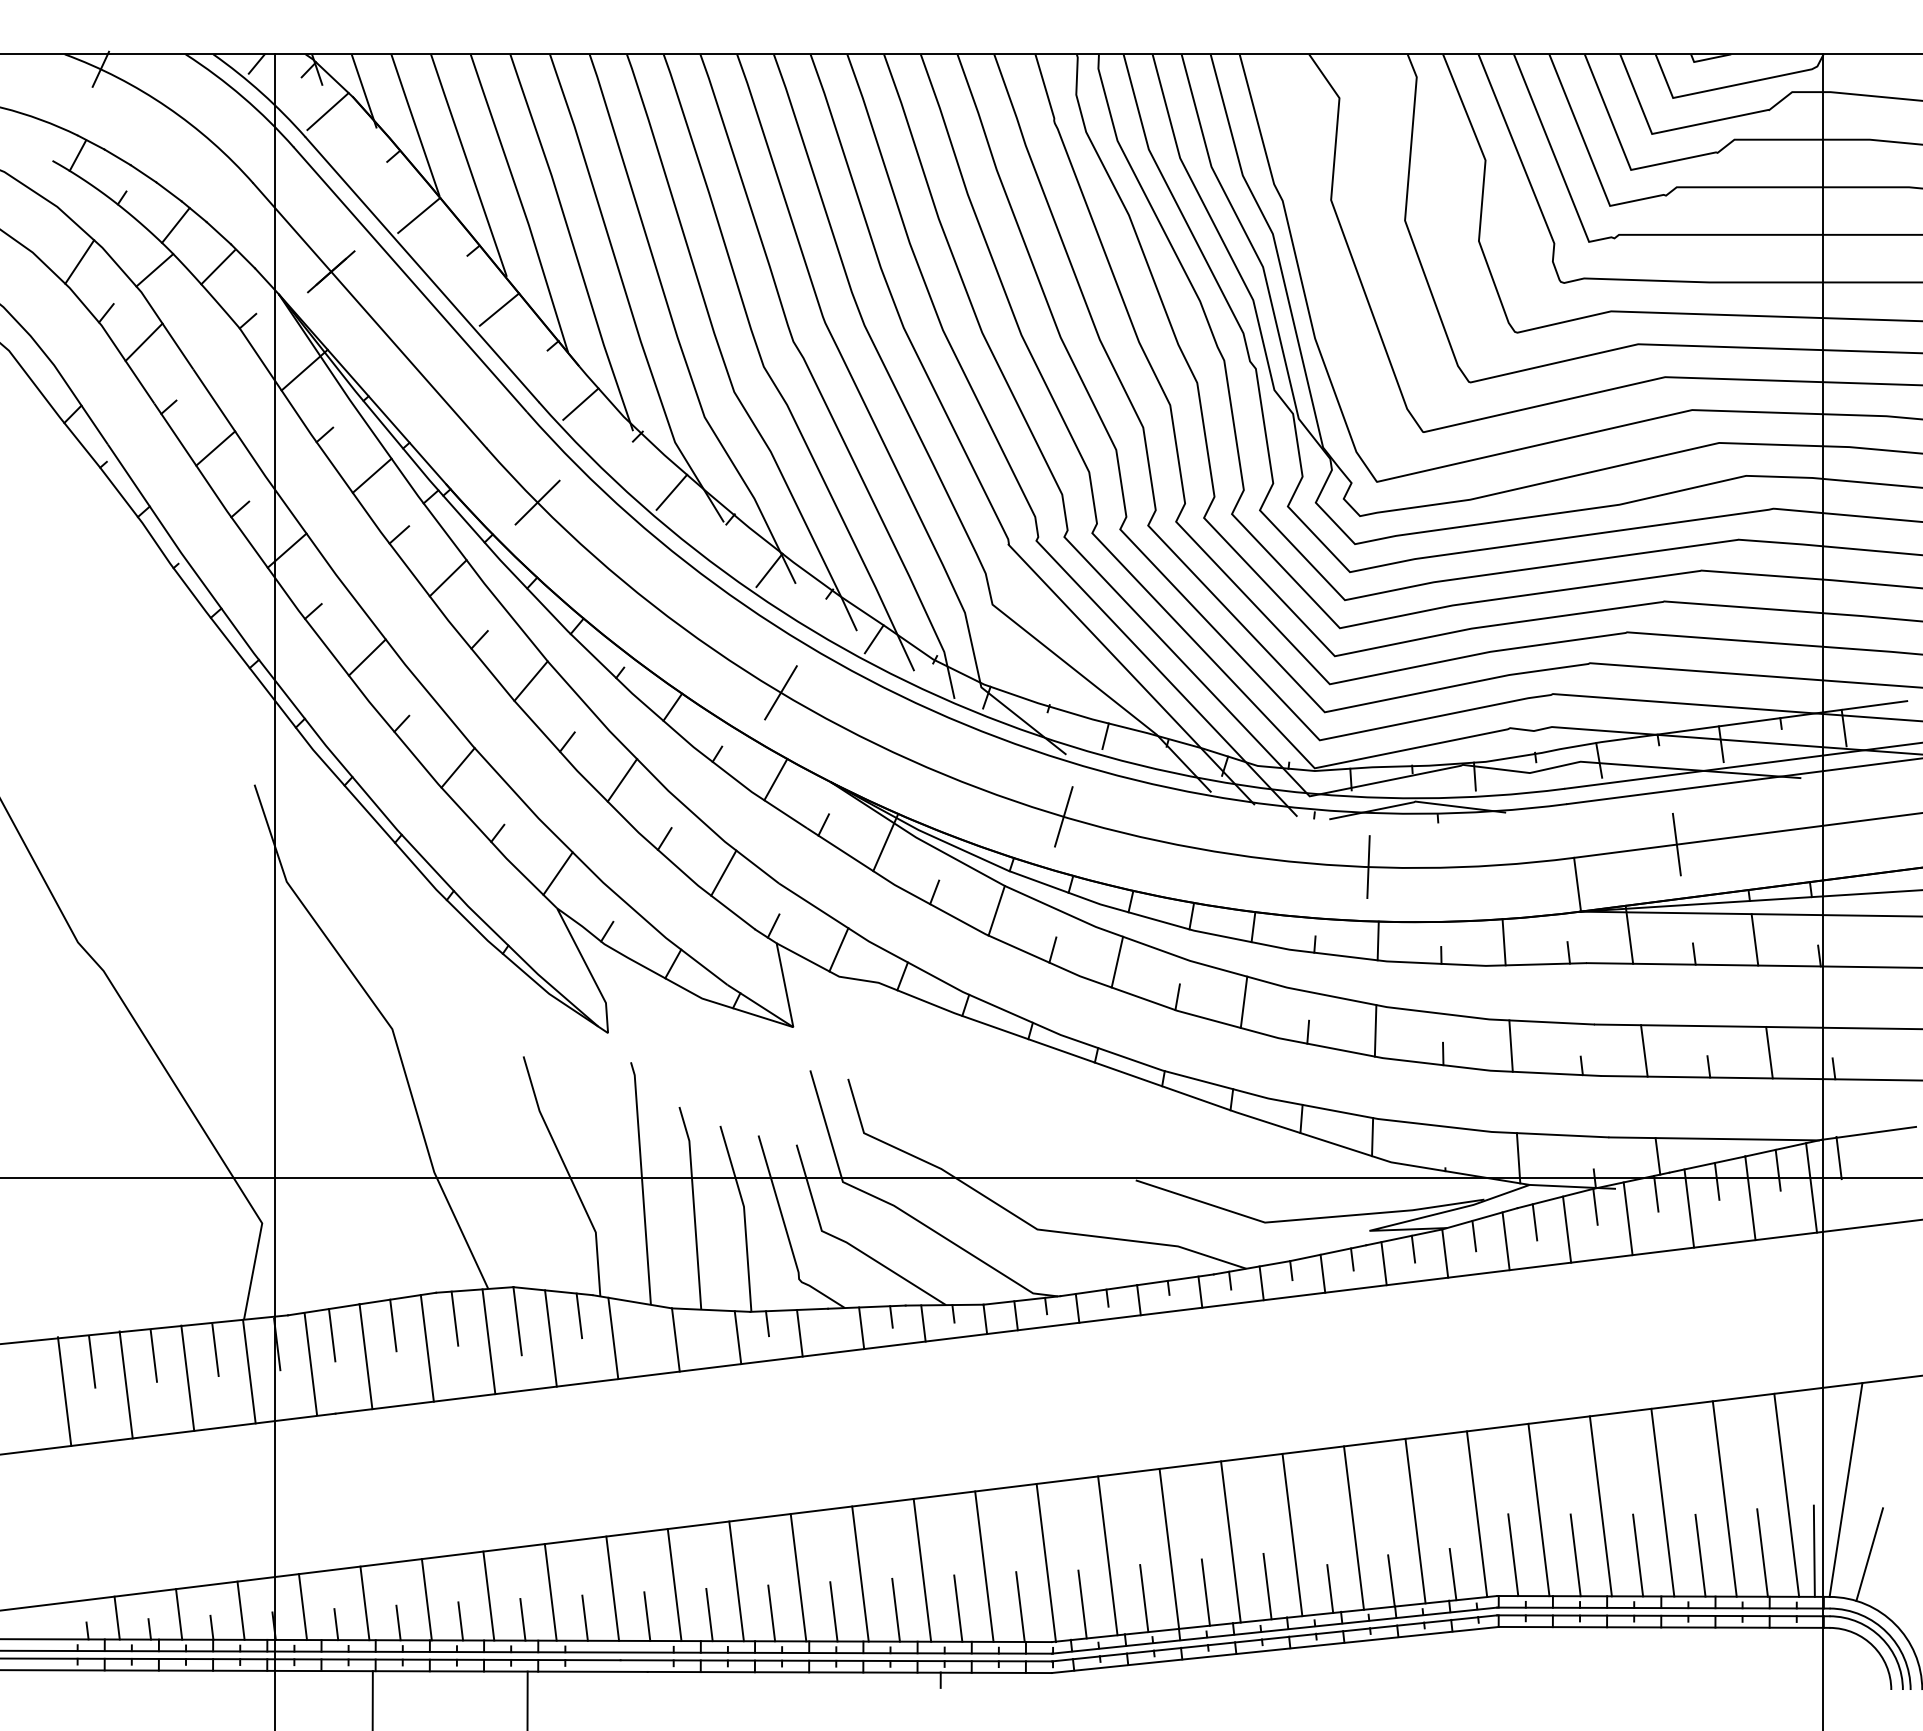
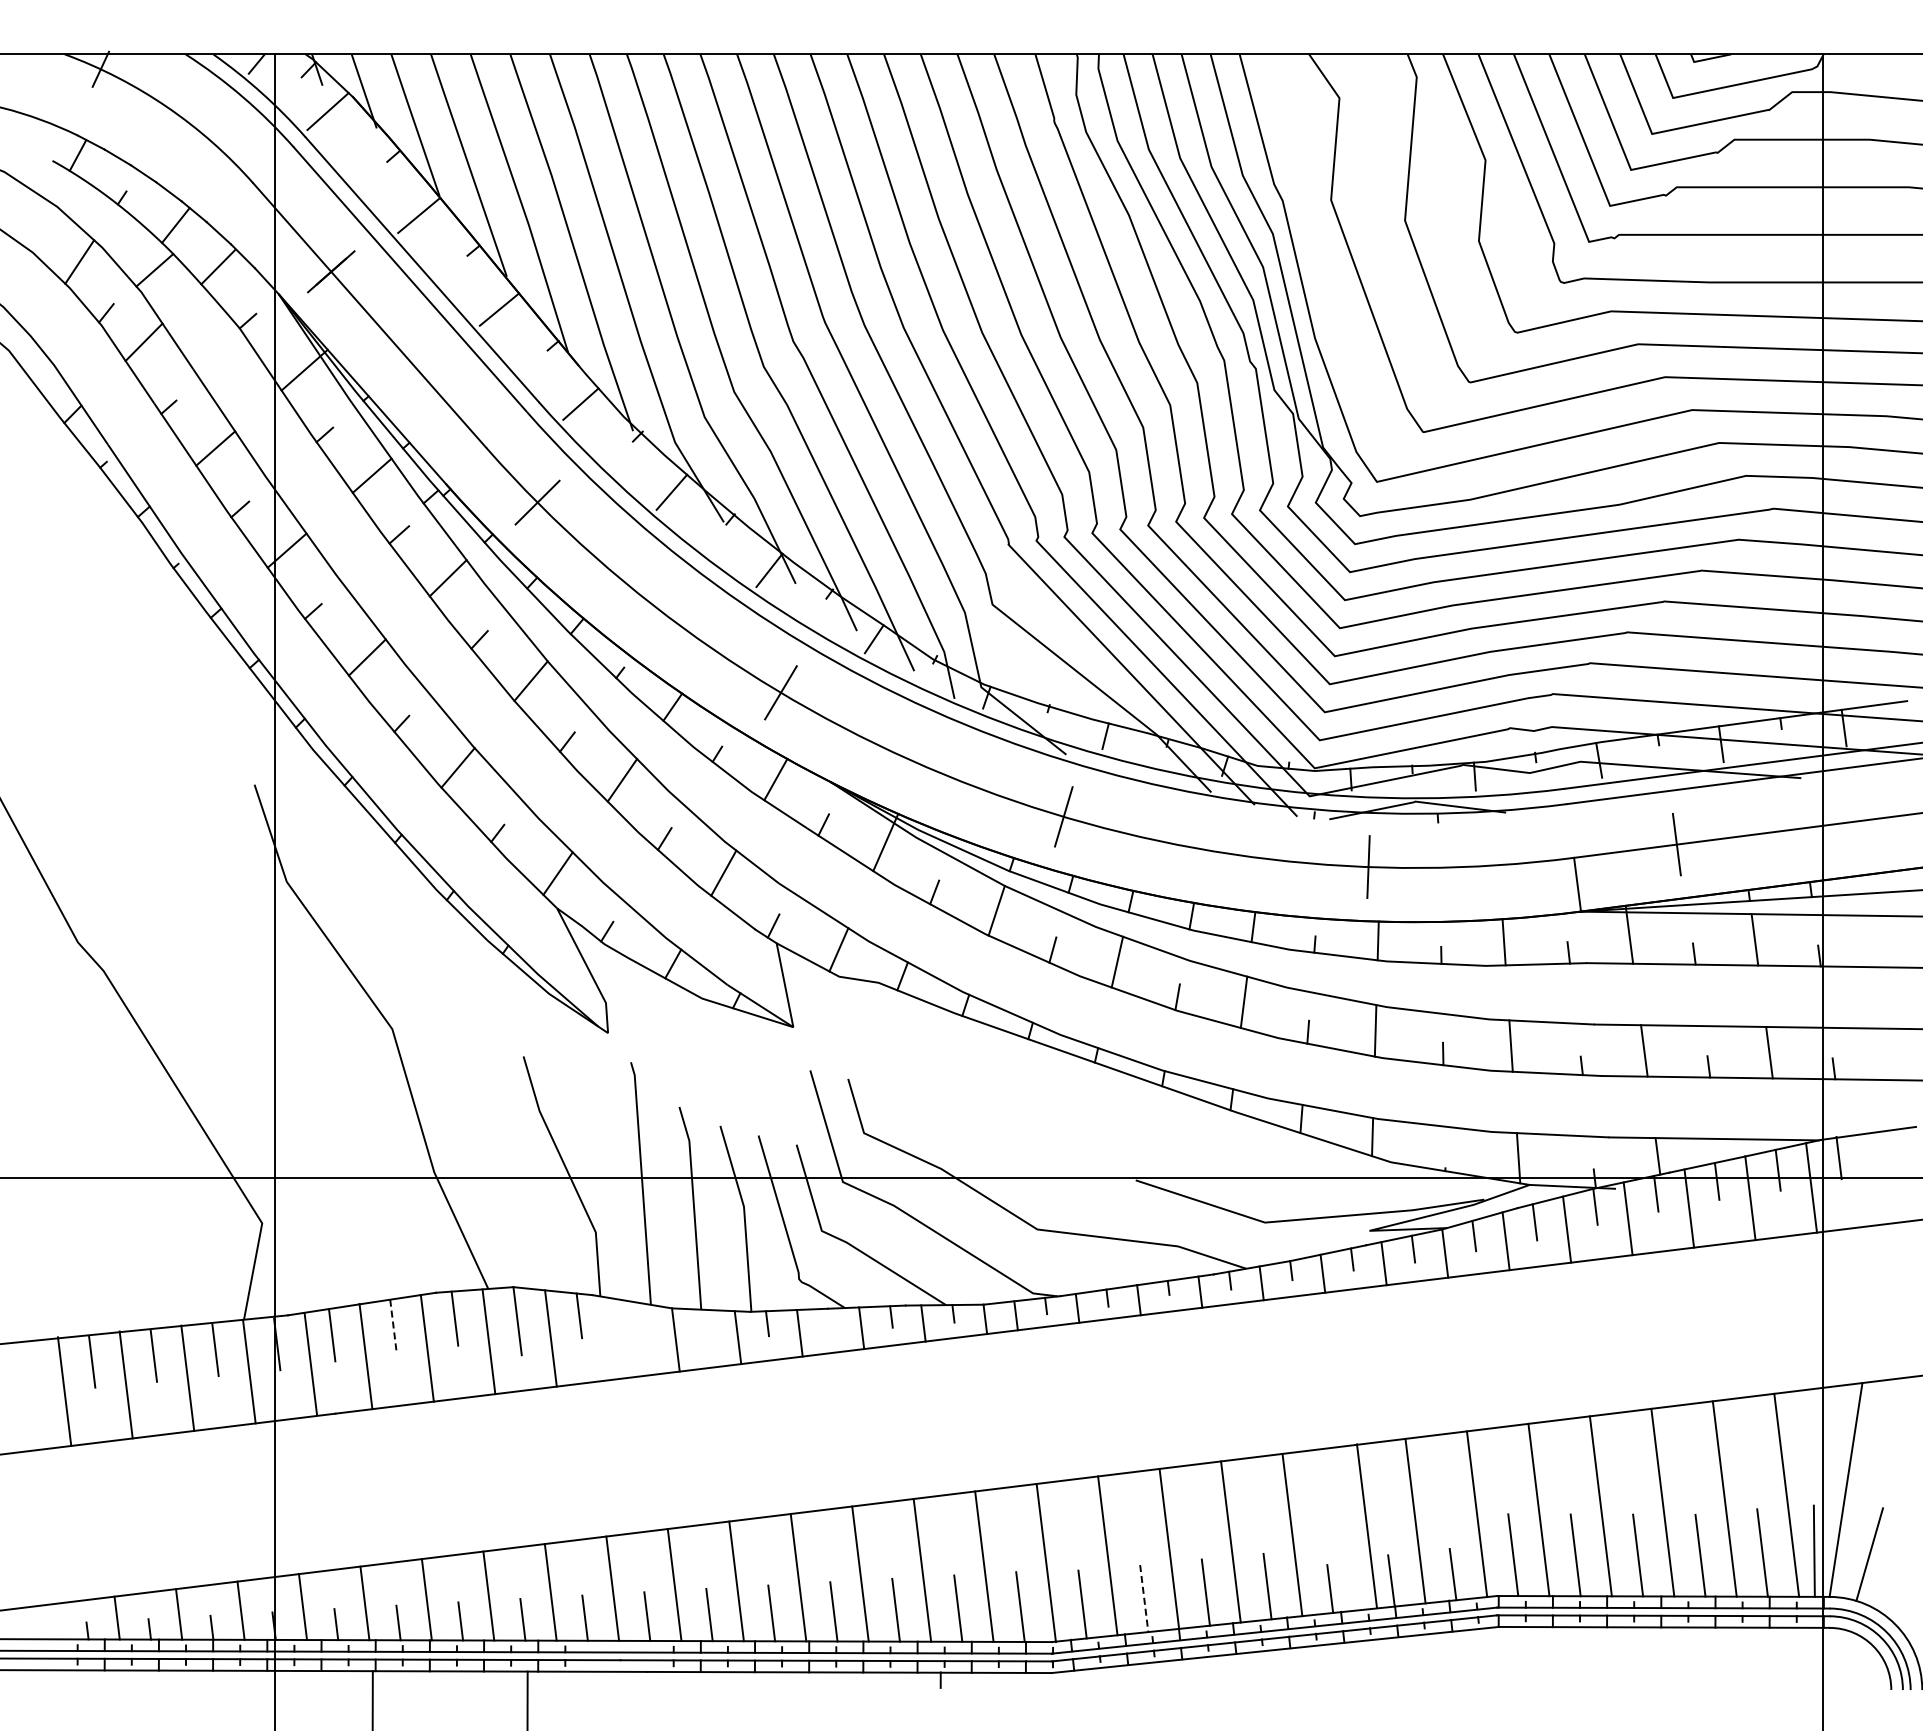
line: solid -> dashed (393, 1325)
line: present -> none (613, 1338)
line position: (1353, 1527) -> (1366, 1525) (1366, 1525)
line: solid -> dashed (1144, 1598)
